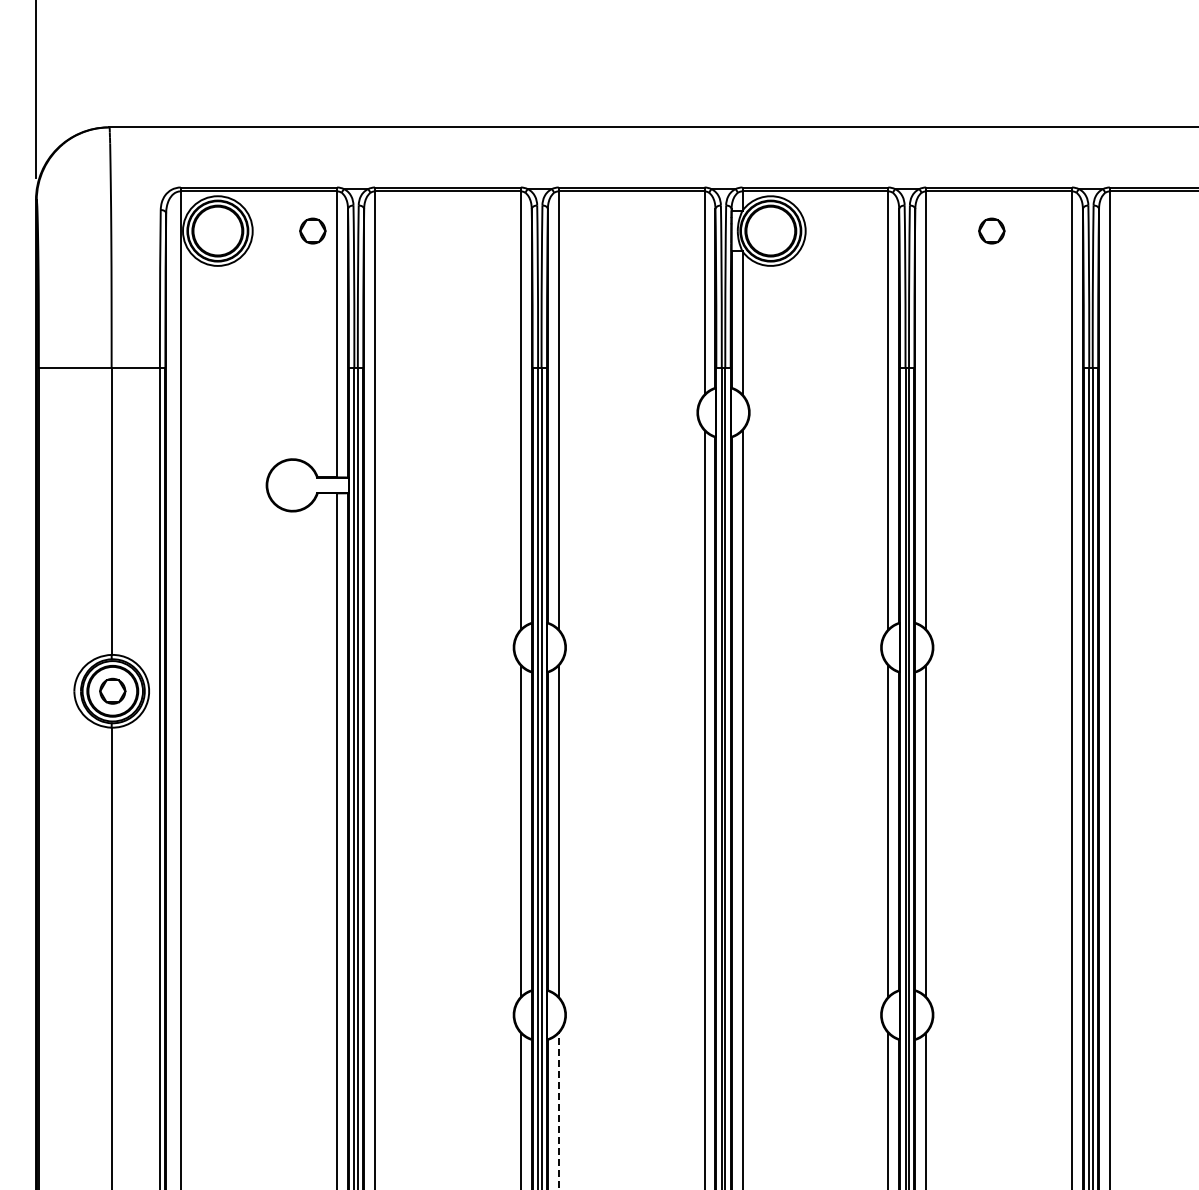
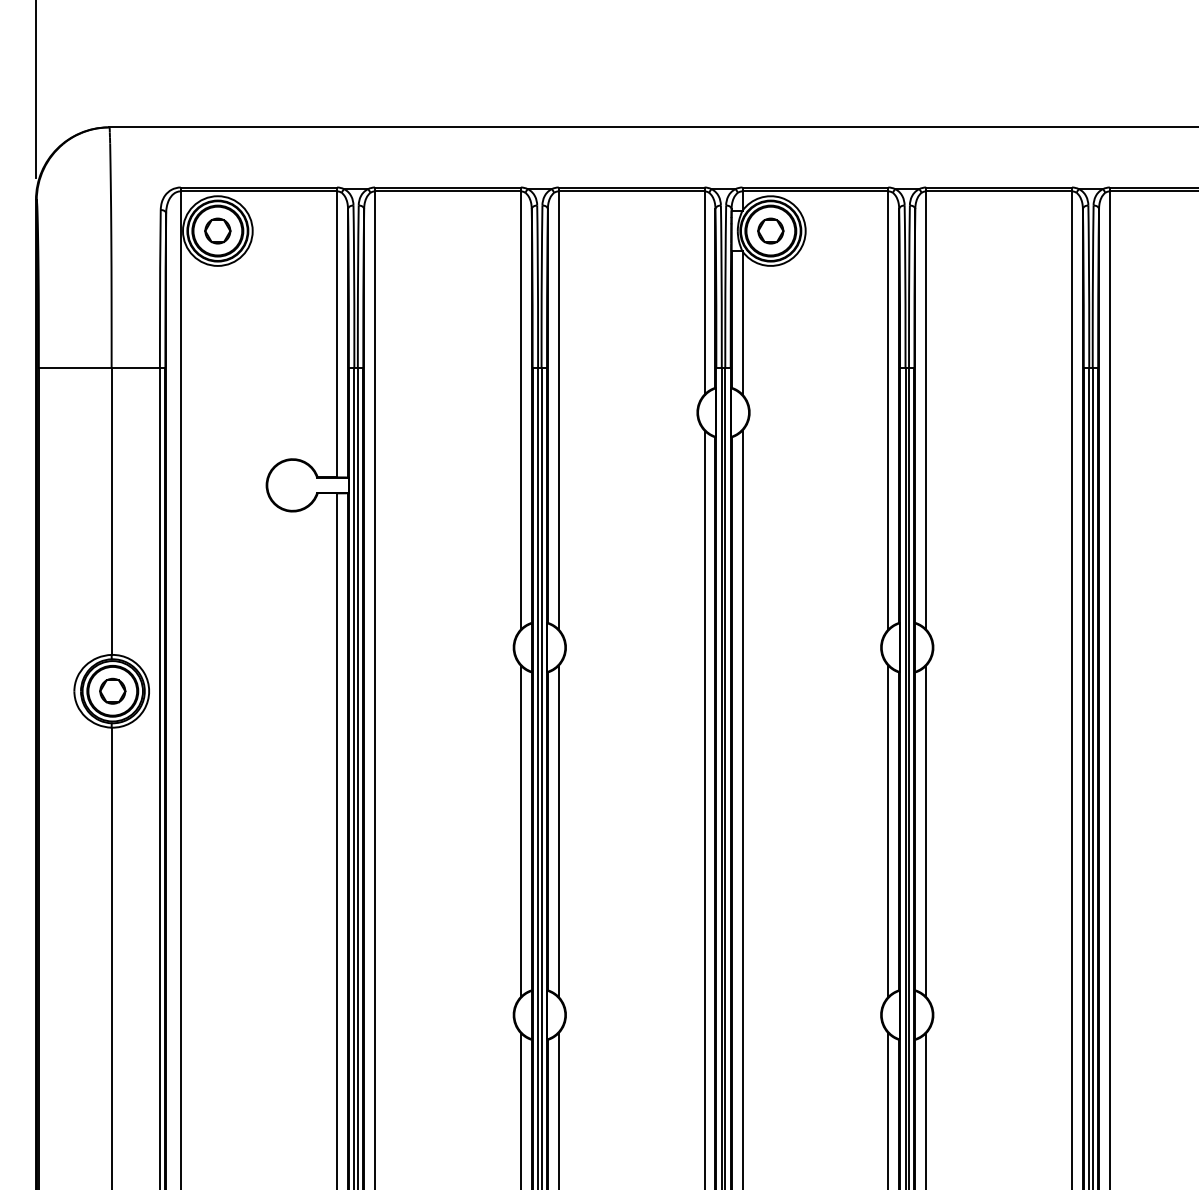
circle position: (312, 230) -> (217, 230) (217, 230)
circle position: (991, 230) -> (770, 230) (770, 230)
line: dashed -> solid (558, 1110)
